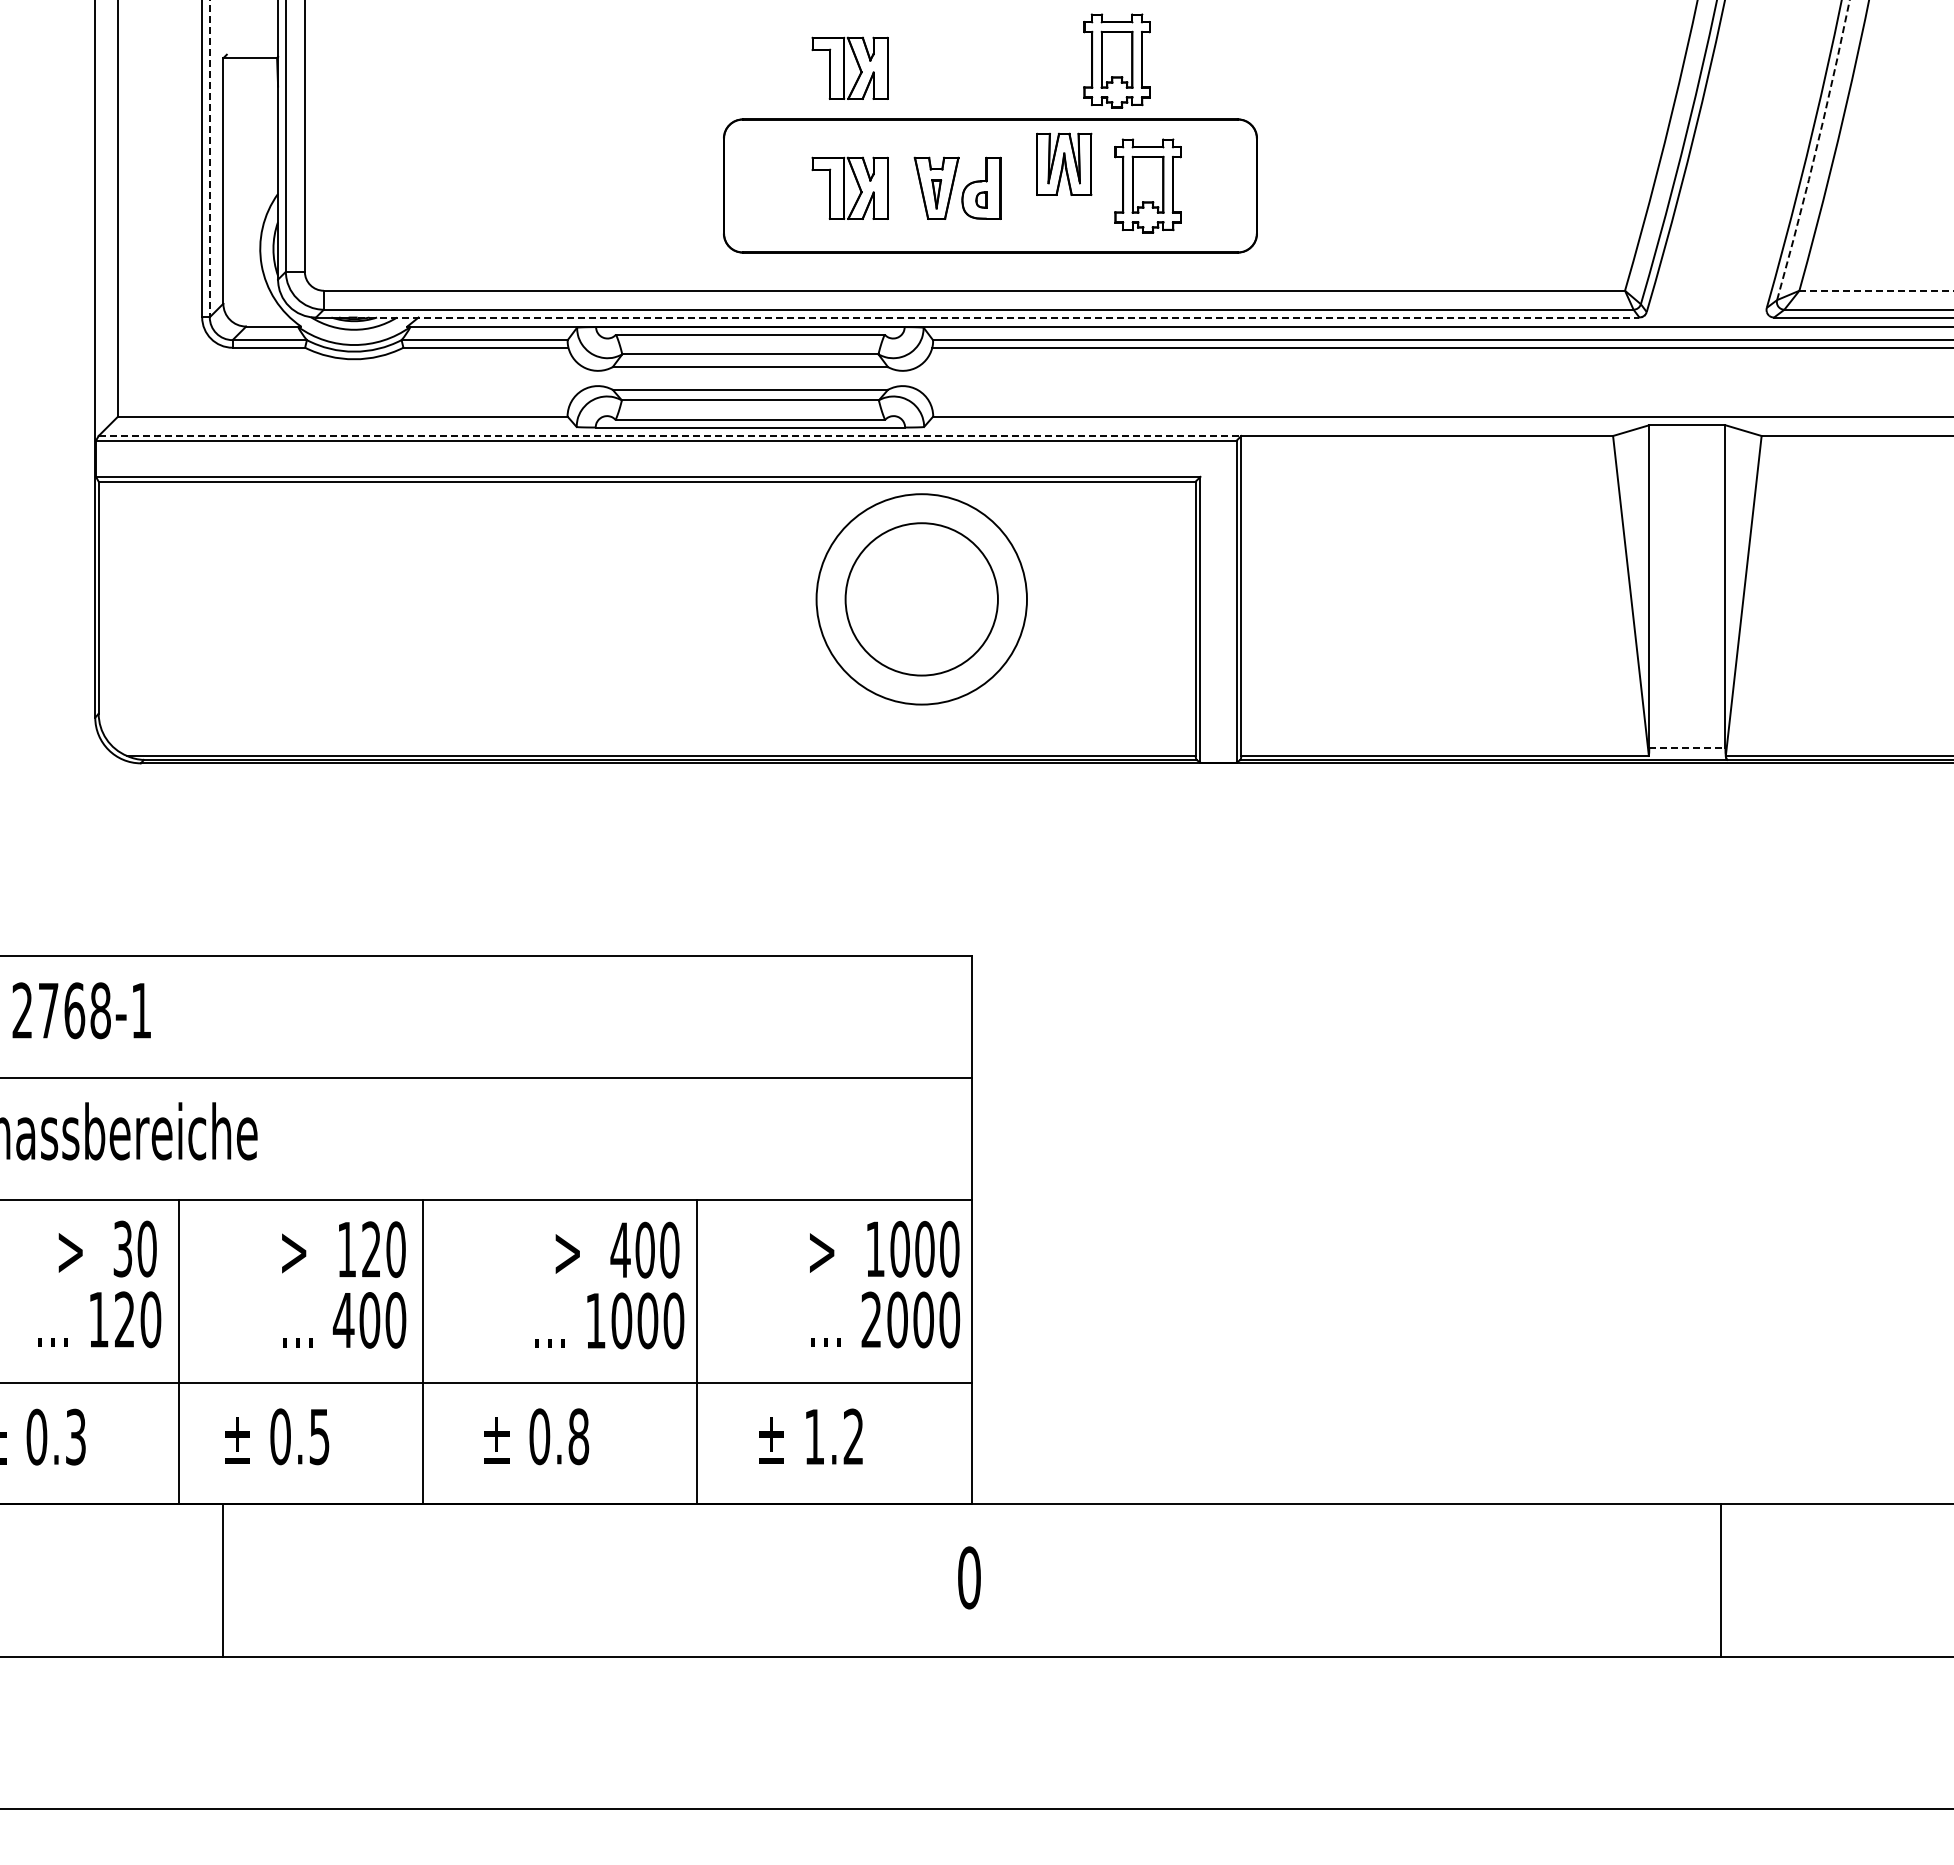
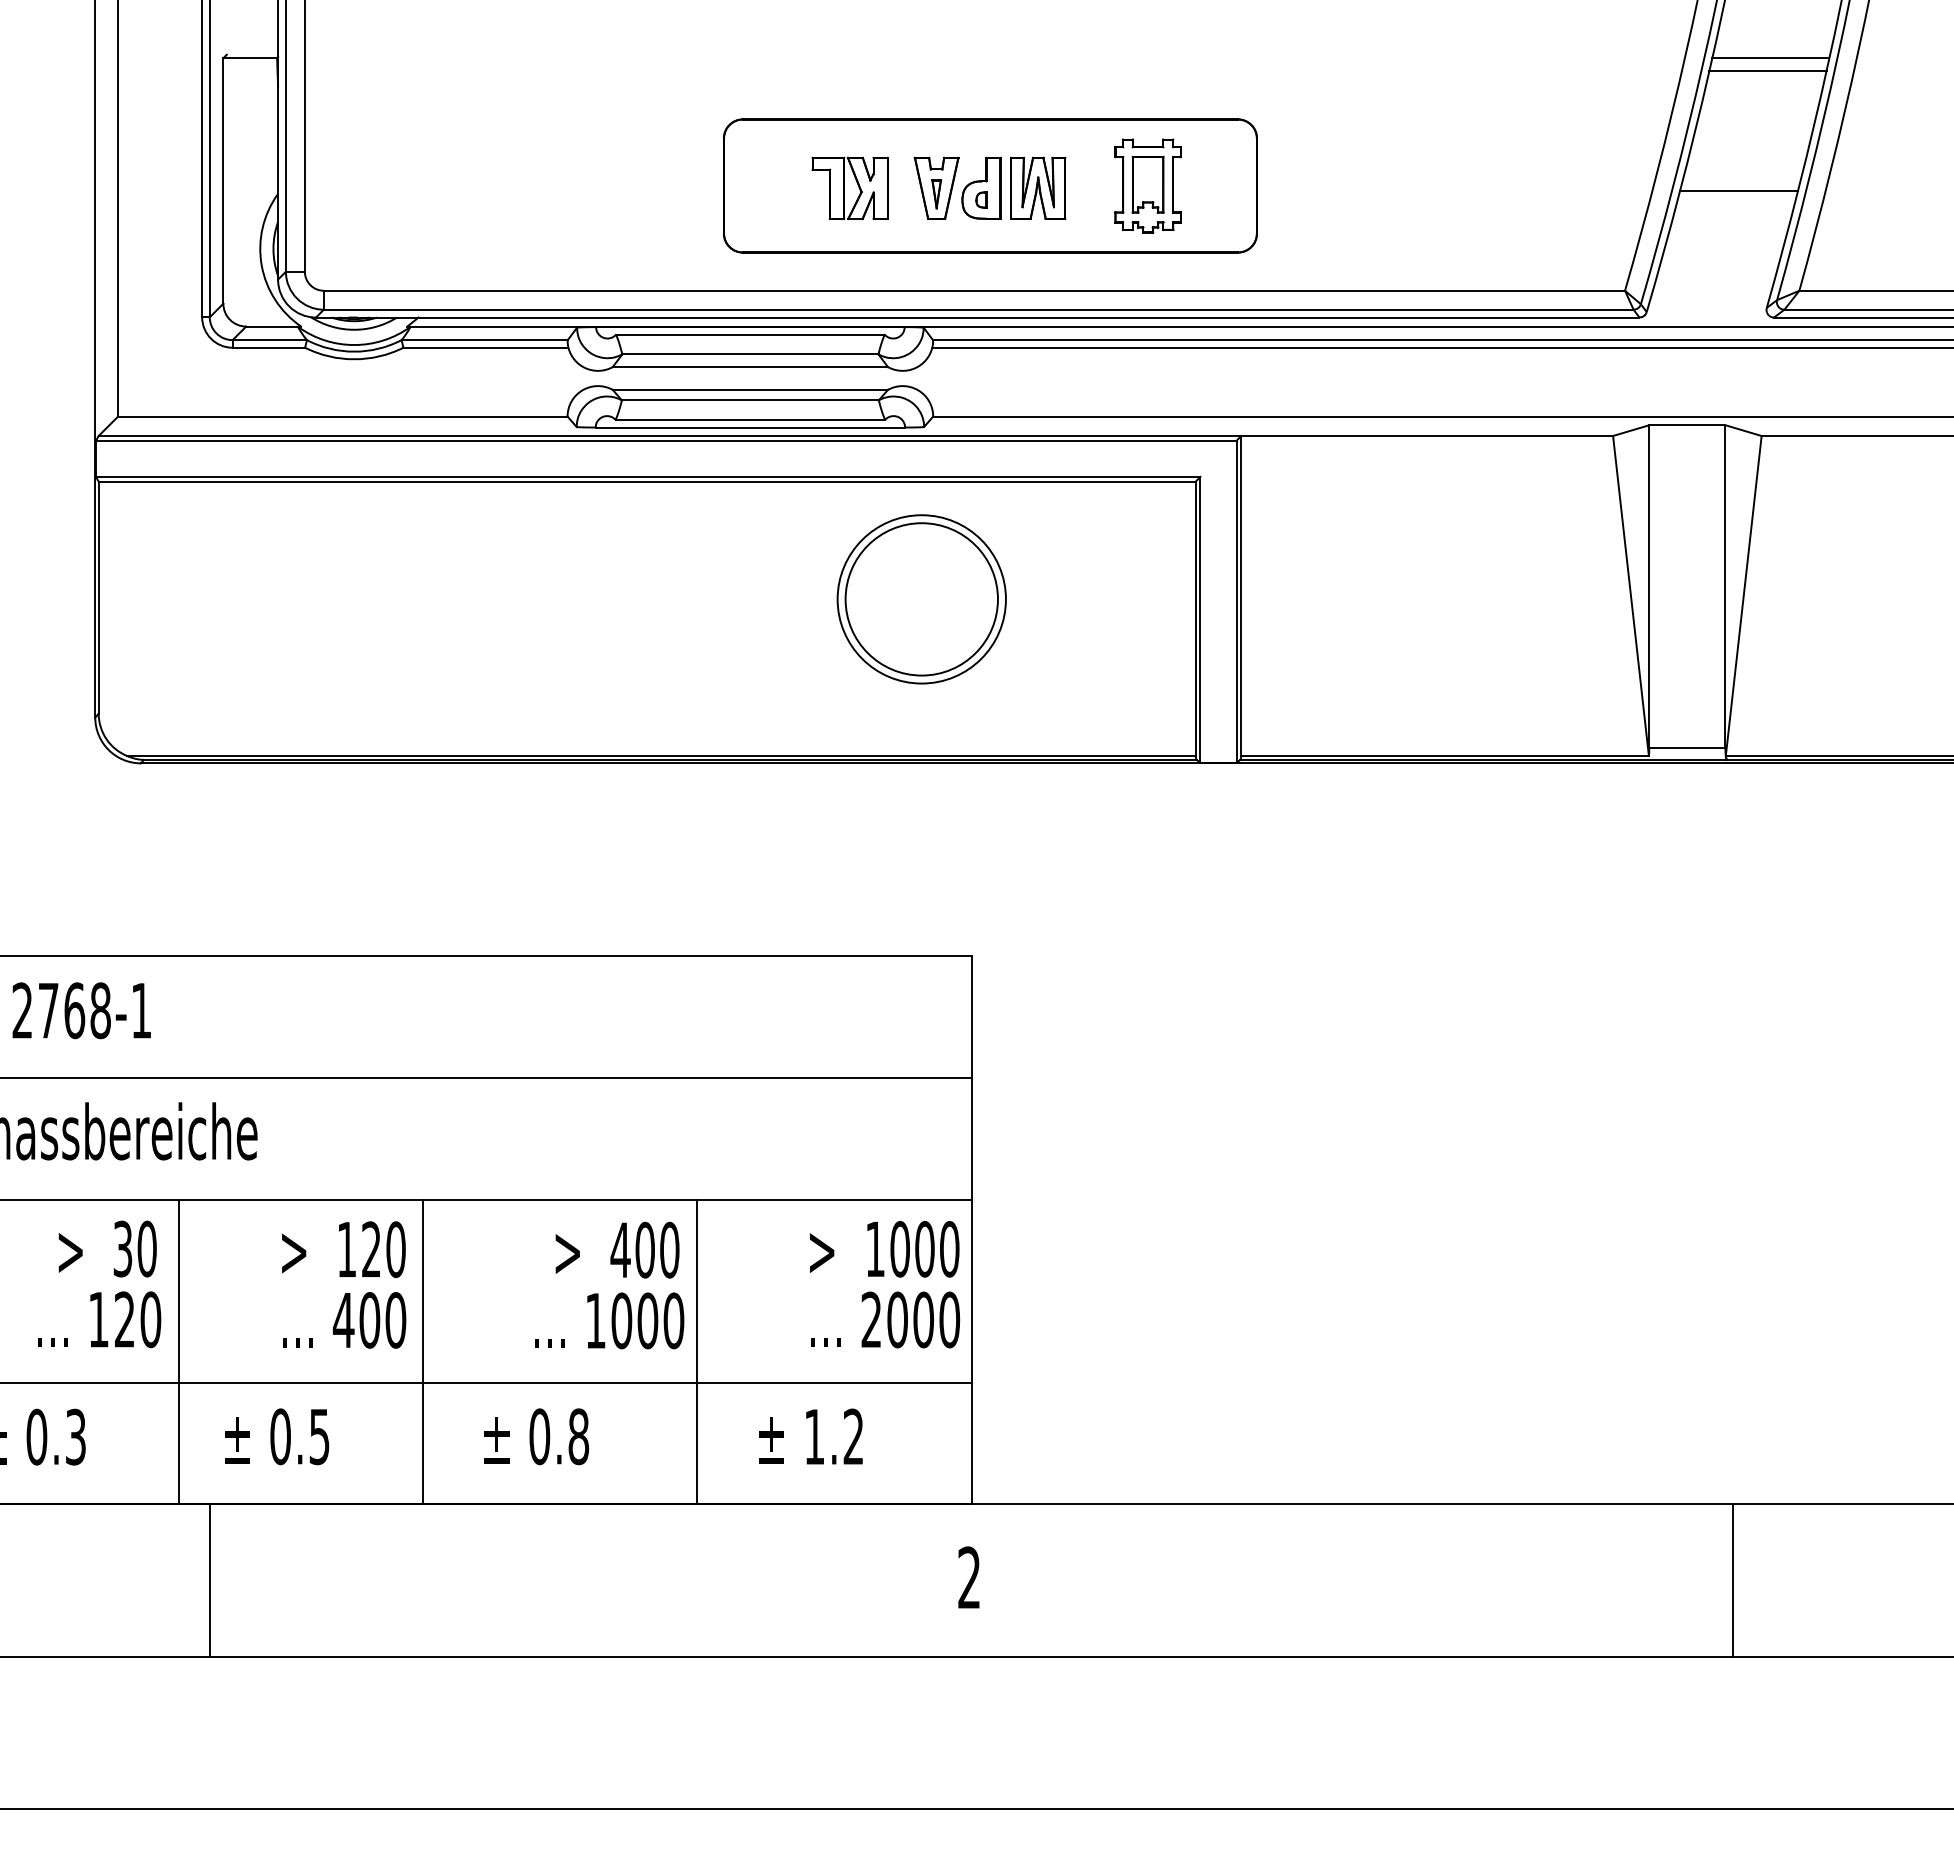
line: none -> present (1770, 58)
part: present -> none (1116, 60)
part: present -> none (849, 67)
line: none -> present (1767, 70)
arc: dashed -> solid (1815, 150)
line: dashed -> solid (209, 159)
part position: (1064, 163) -> (1038, 187) (1038, 187)
line: none -> present (1739, 190)
line: dashed -> solid (1876, 290)
line: dashed -> solid (998, 317)
line: dashed -> solid (670, 436)
circle diameter: 210 px -> 168 px (921, 599)
line: dashed -> solid (1687, 747)
text: 0 -> 2 (969, 1577)
line position: (222, 1580) -> (209, 1580) (209, 1580)
line position: (1721, 1580) -> (1733, 1580) (1733, 1580)
